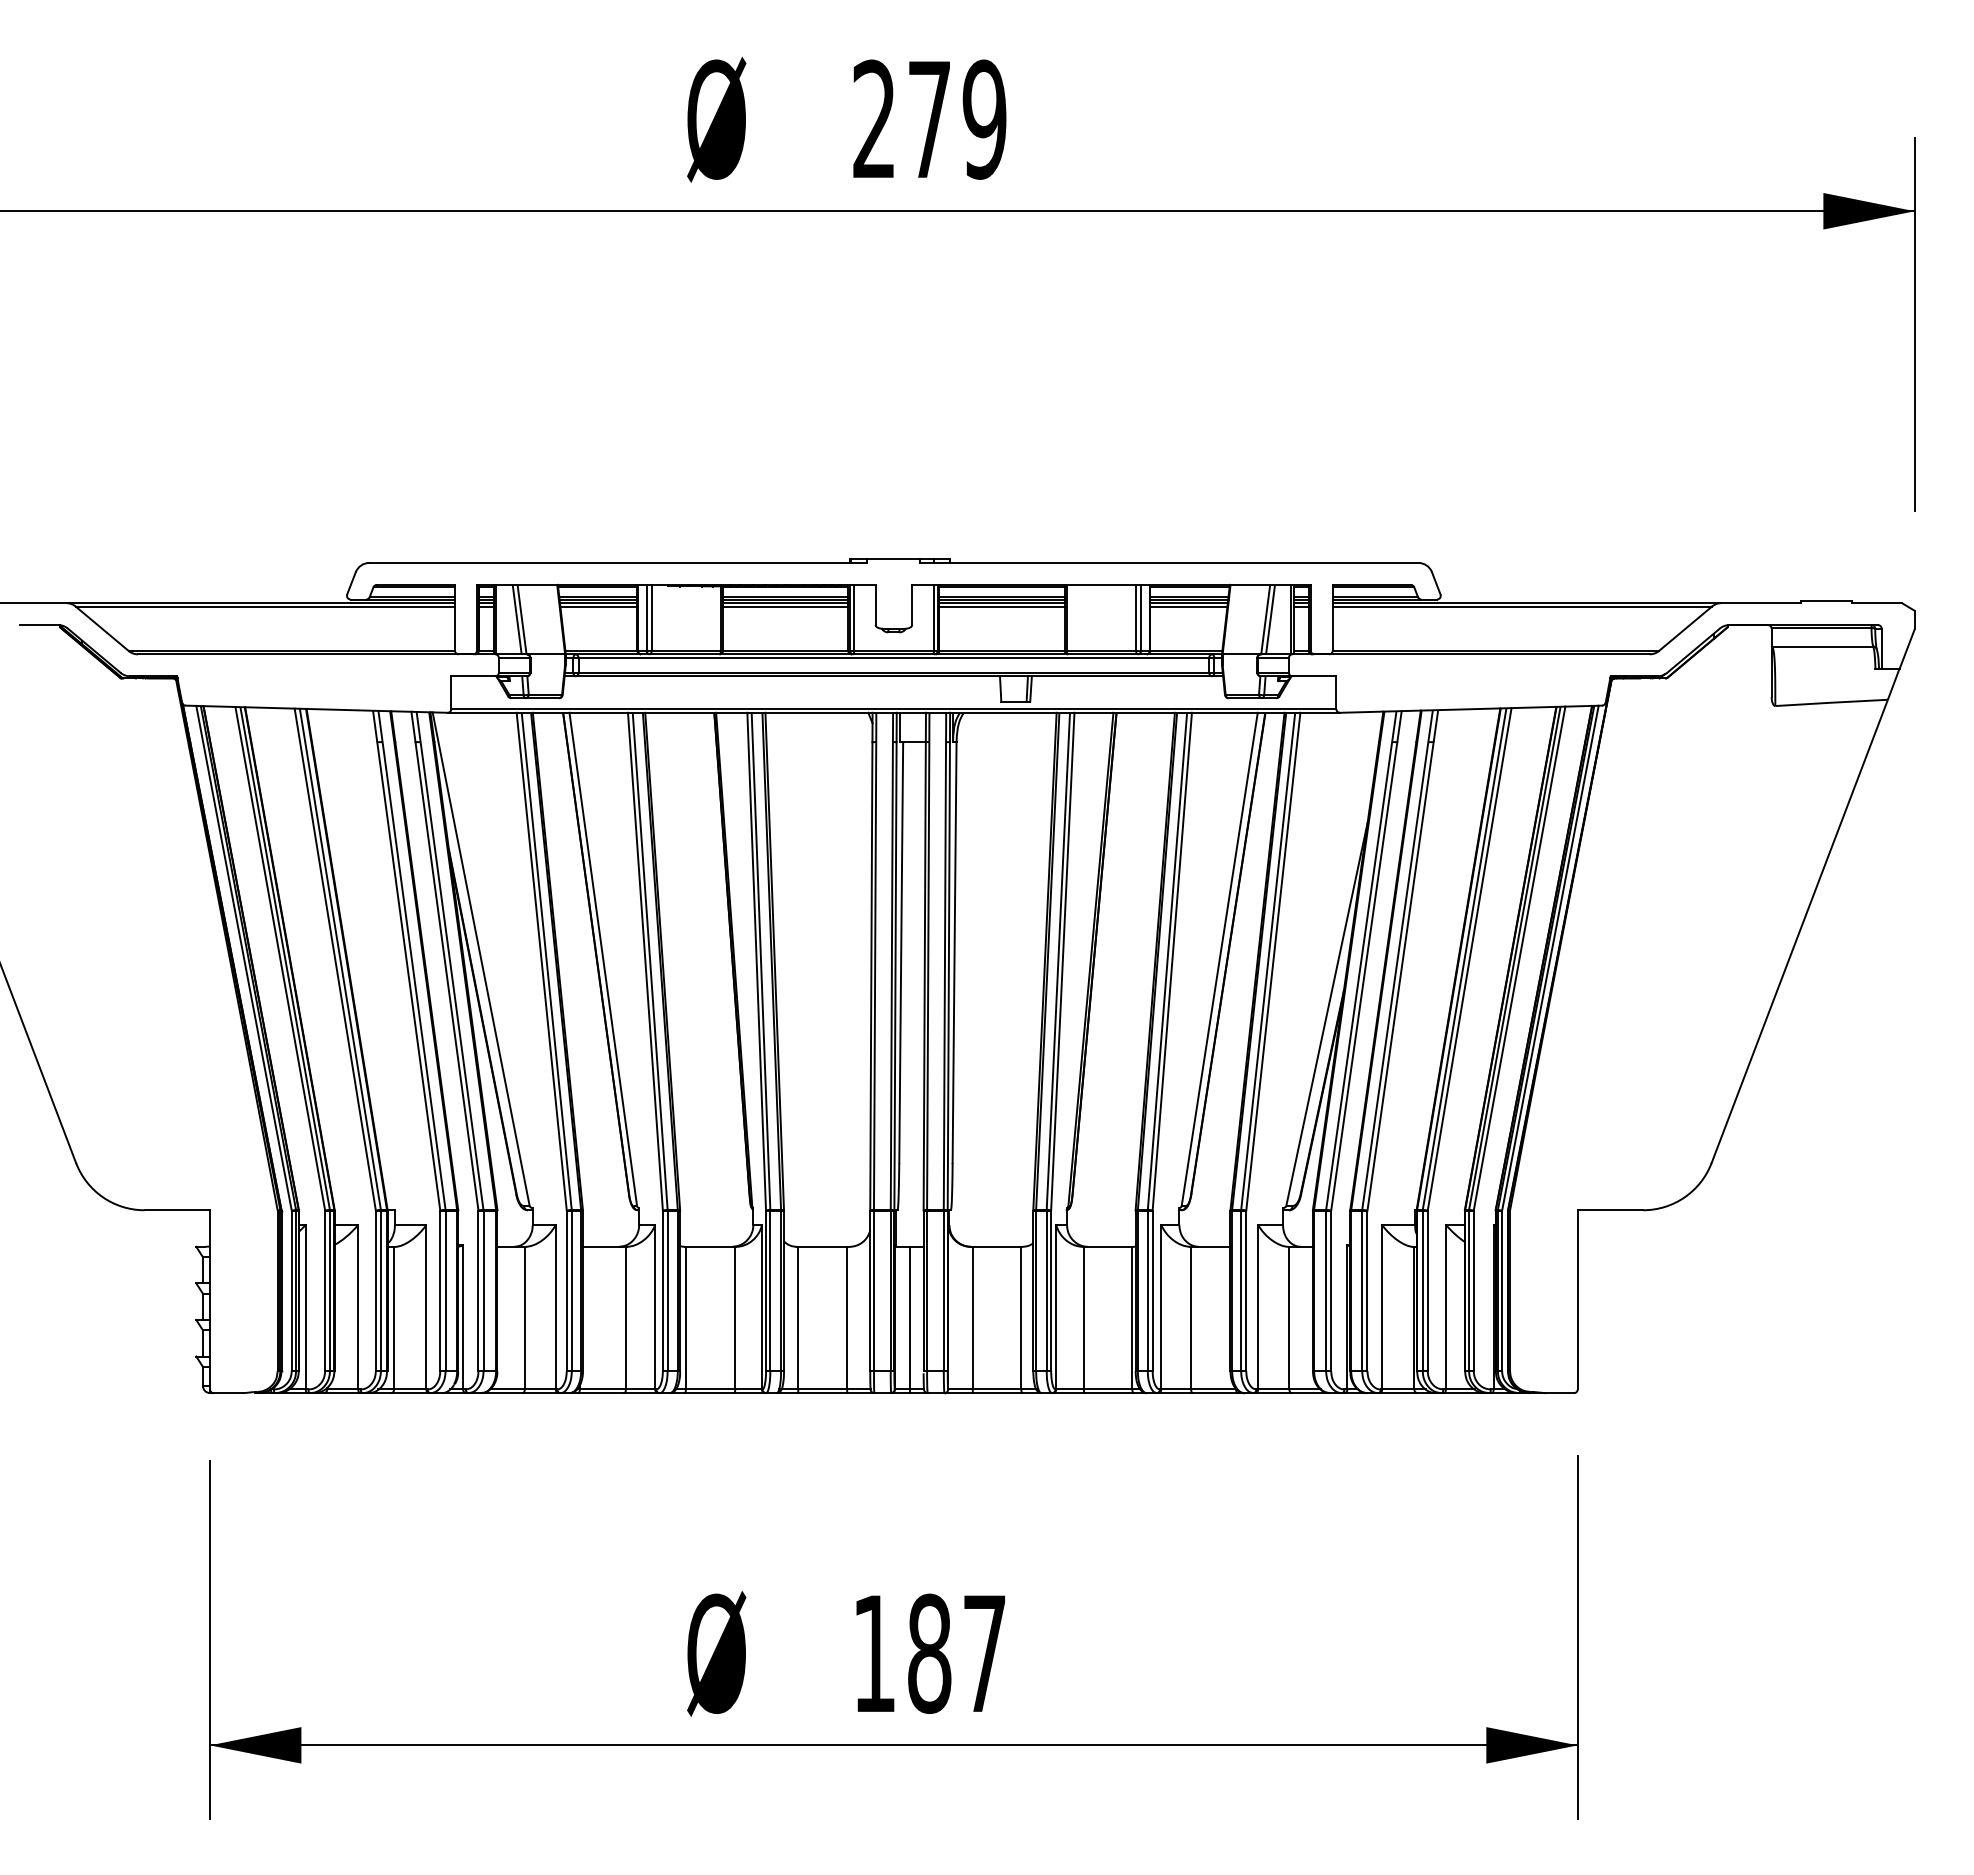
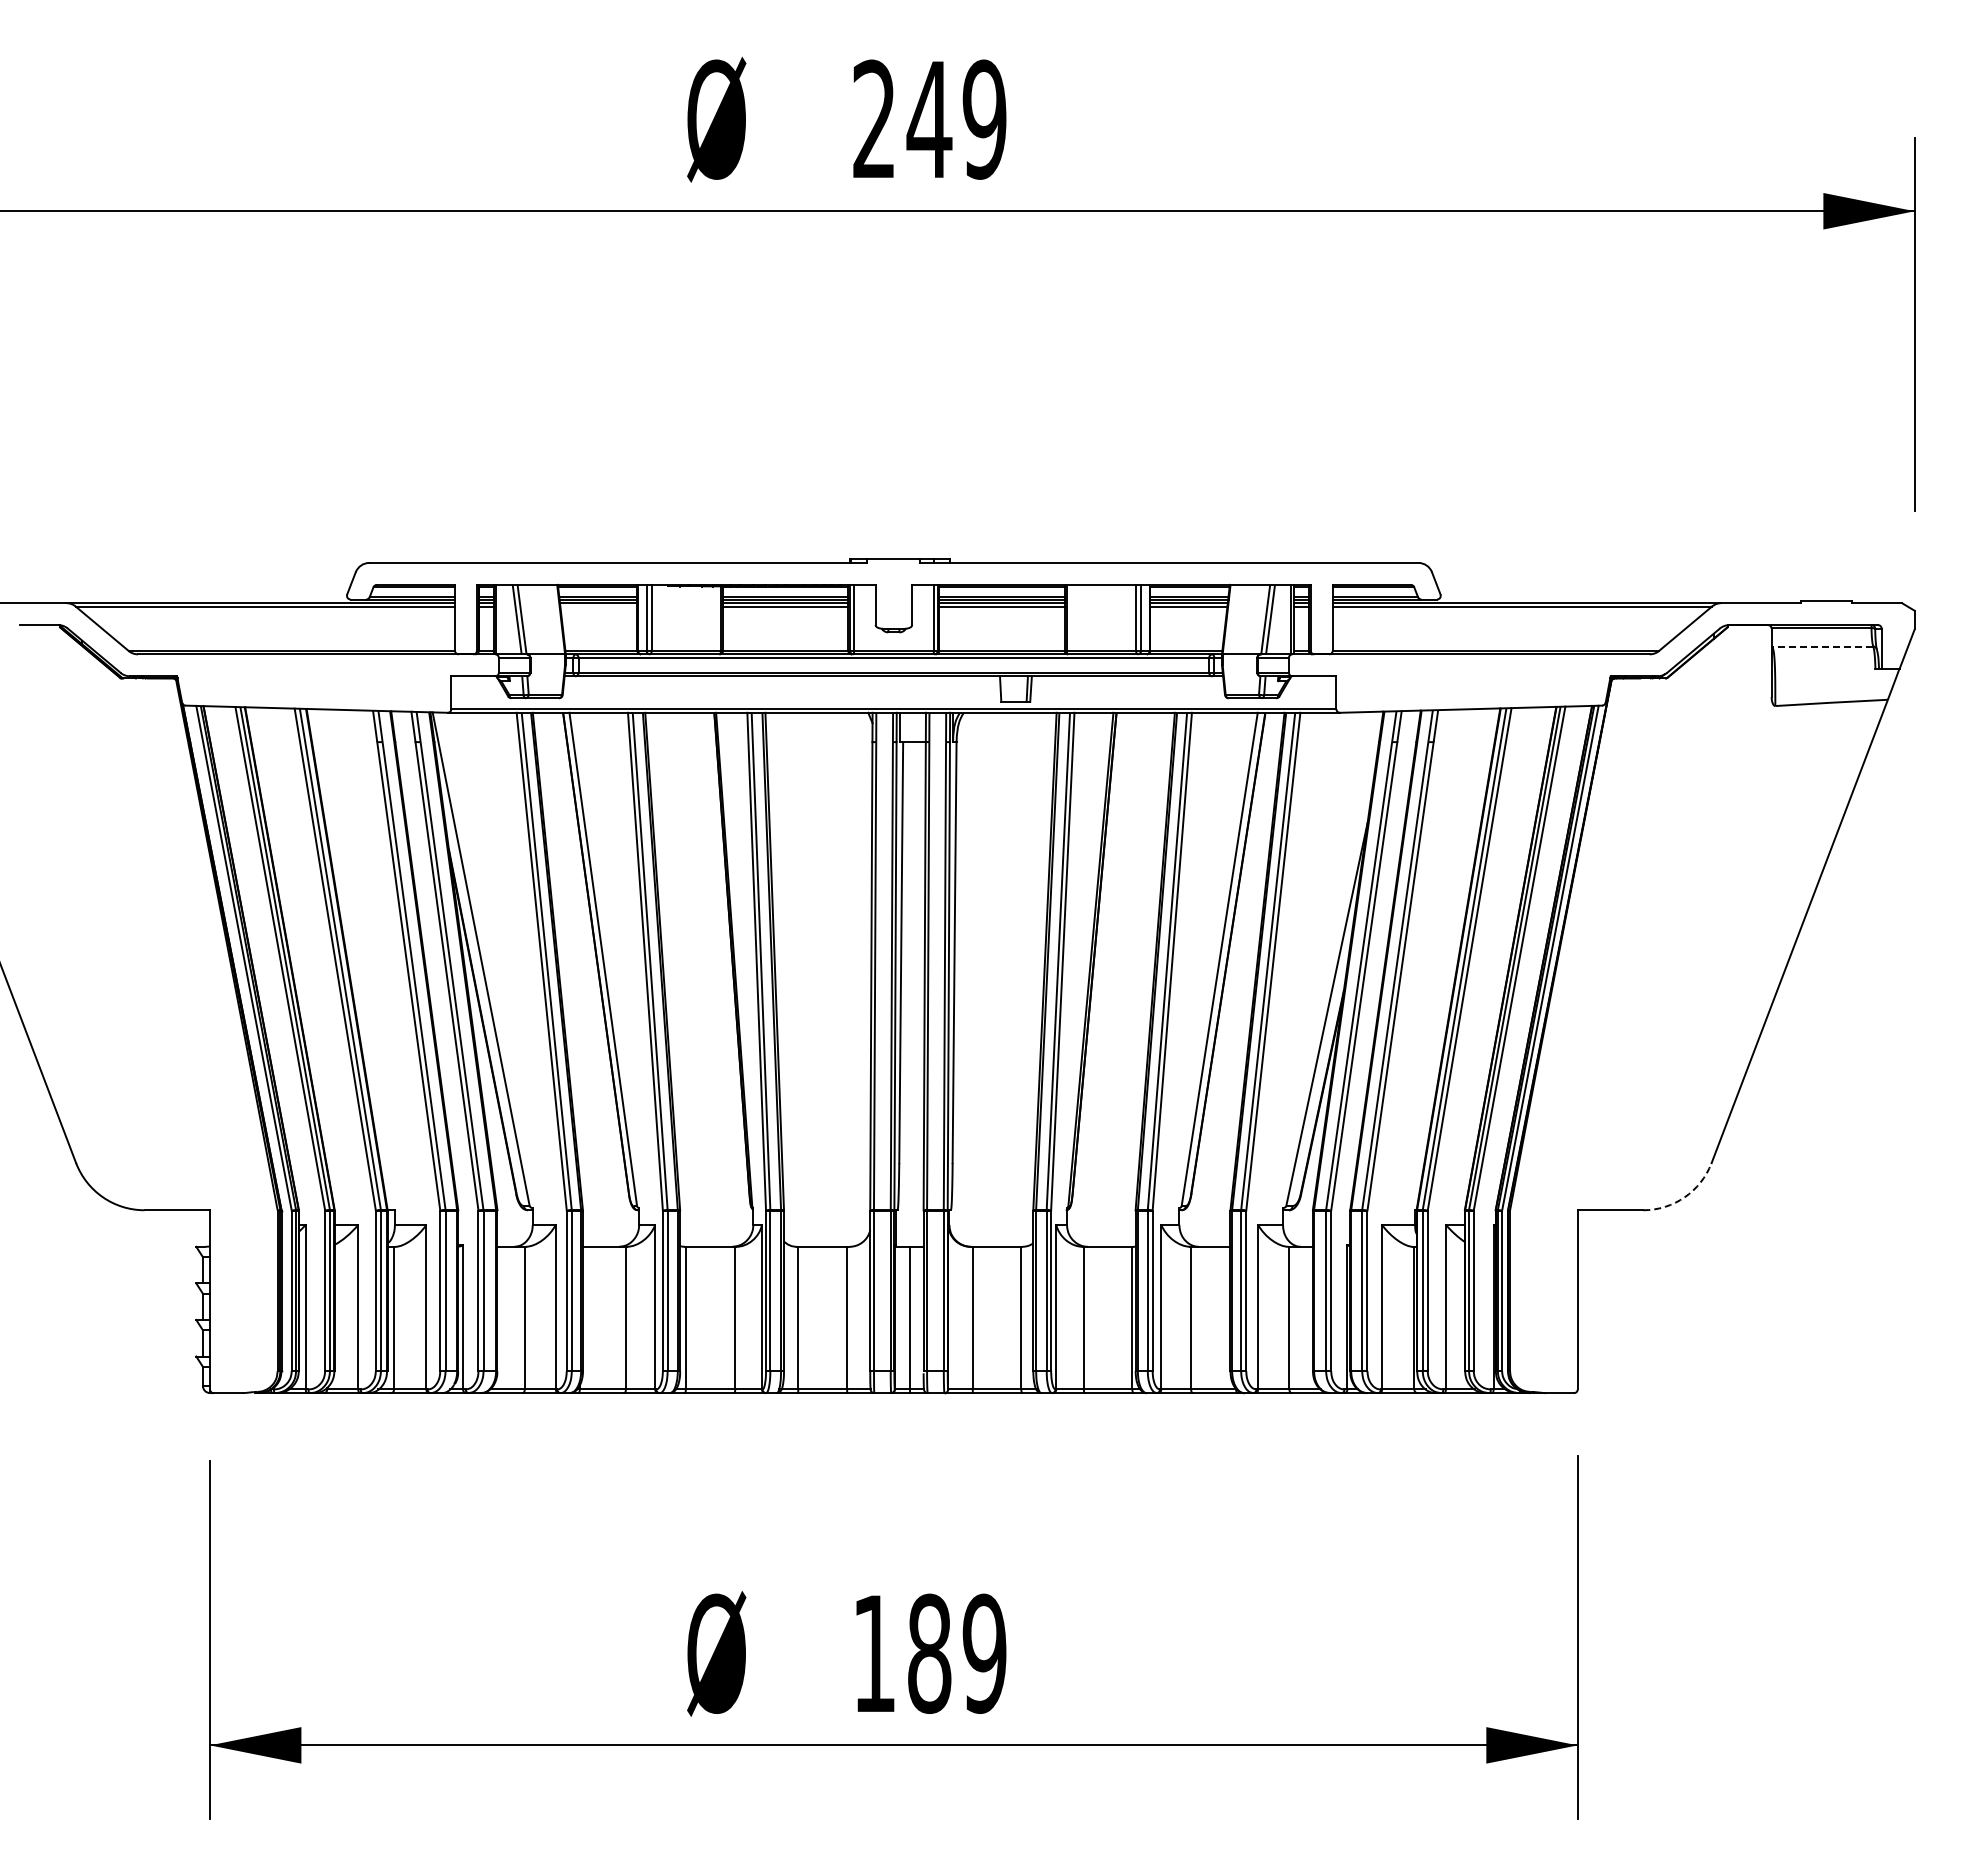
text: 279 -> 249 (929, 119)
line: present -> none (598, 606)
line: solid -> dashed (1822, 646)
arc: solid -> dashed (1684, 1197)
text: 187 -> 189 (984, 1653)
